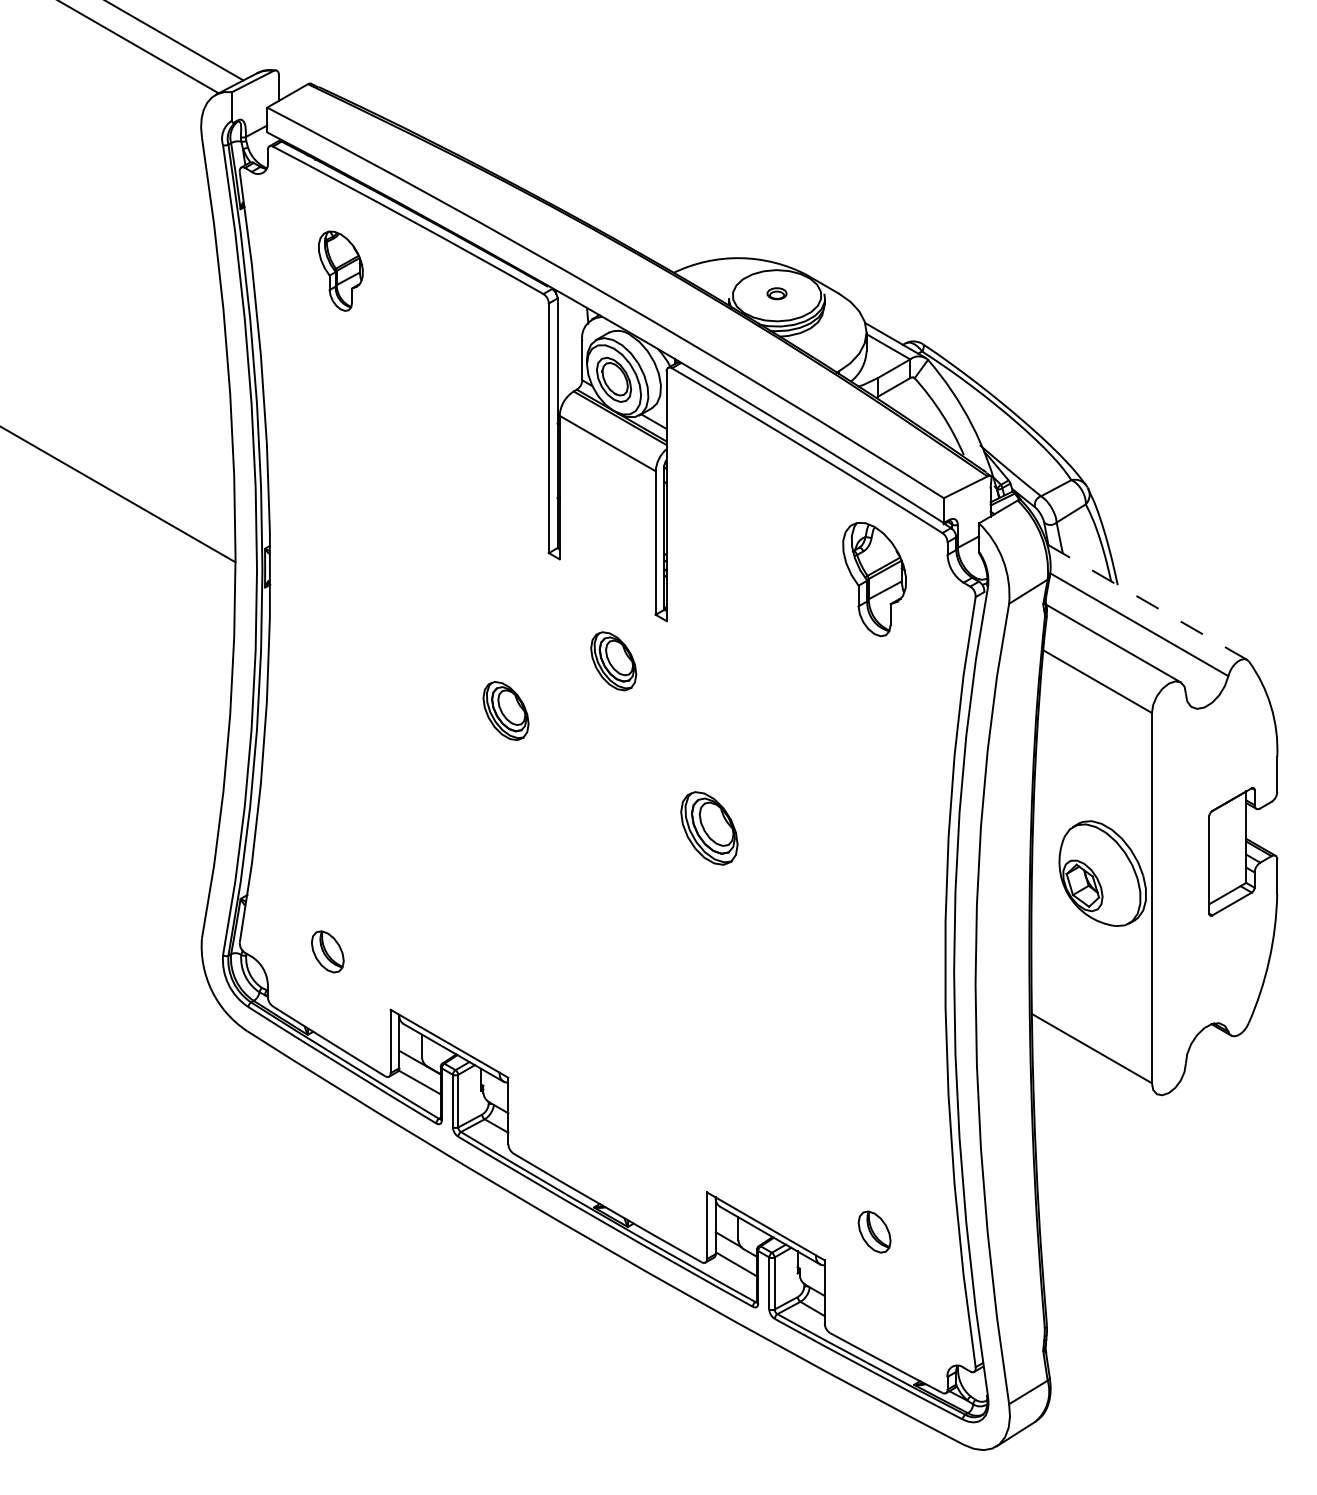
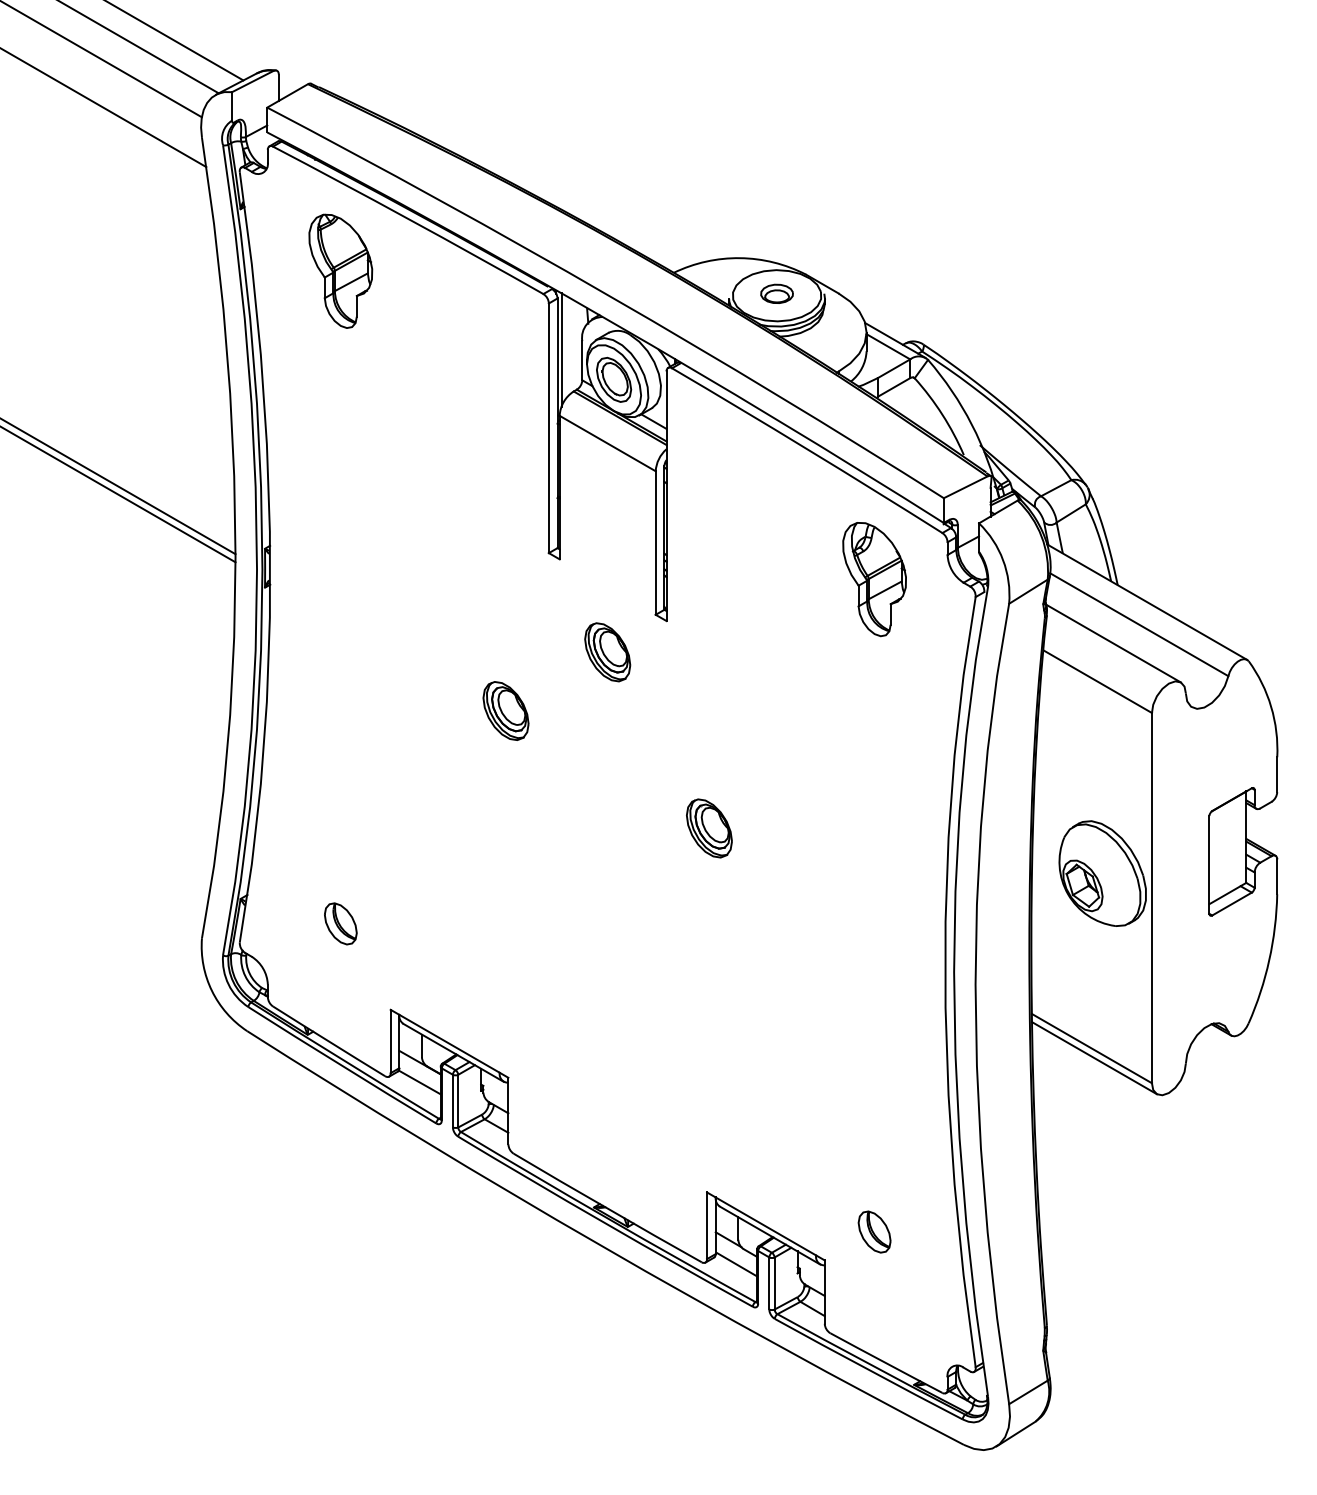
line: none -> present (101, 59)
line: none -> present (104, 108)
part size: 46x82 px -> 66x116 px (340, 270)
part size: 22x14 px -> 34x21 px (776, 293)
line: none -> present (561, 349)
line: none -> present (118, 486)
line: dashed -> solid (1146, 601)
part position: (613, 661) -> (607, 652) (607, 652)
part size: 59x75 px -> 47x61 px (709, 828)
part position: (327, 951) -> (340, 923) (340, 923)
line: none -> present (1094, 1058)
